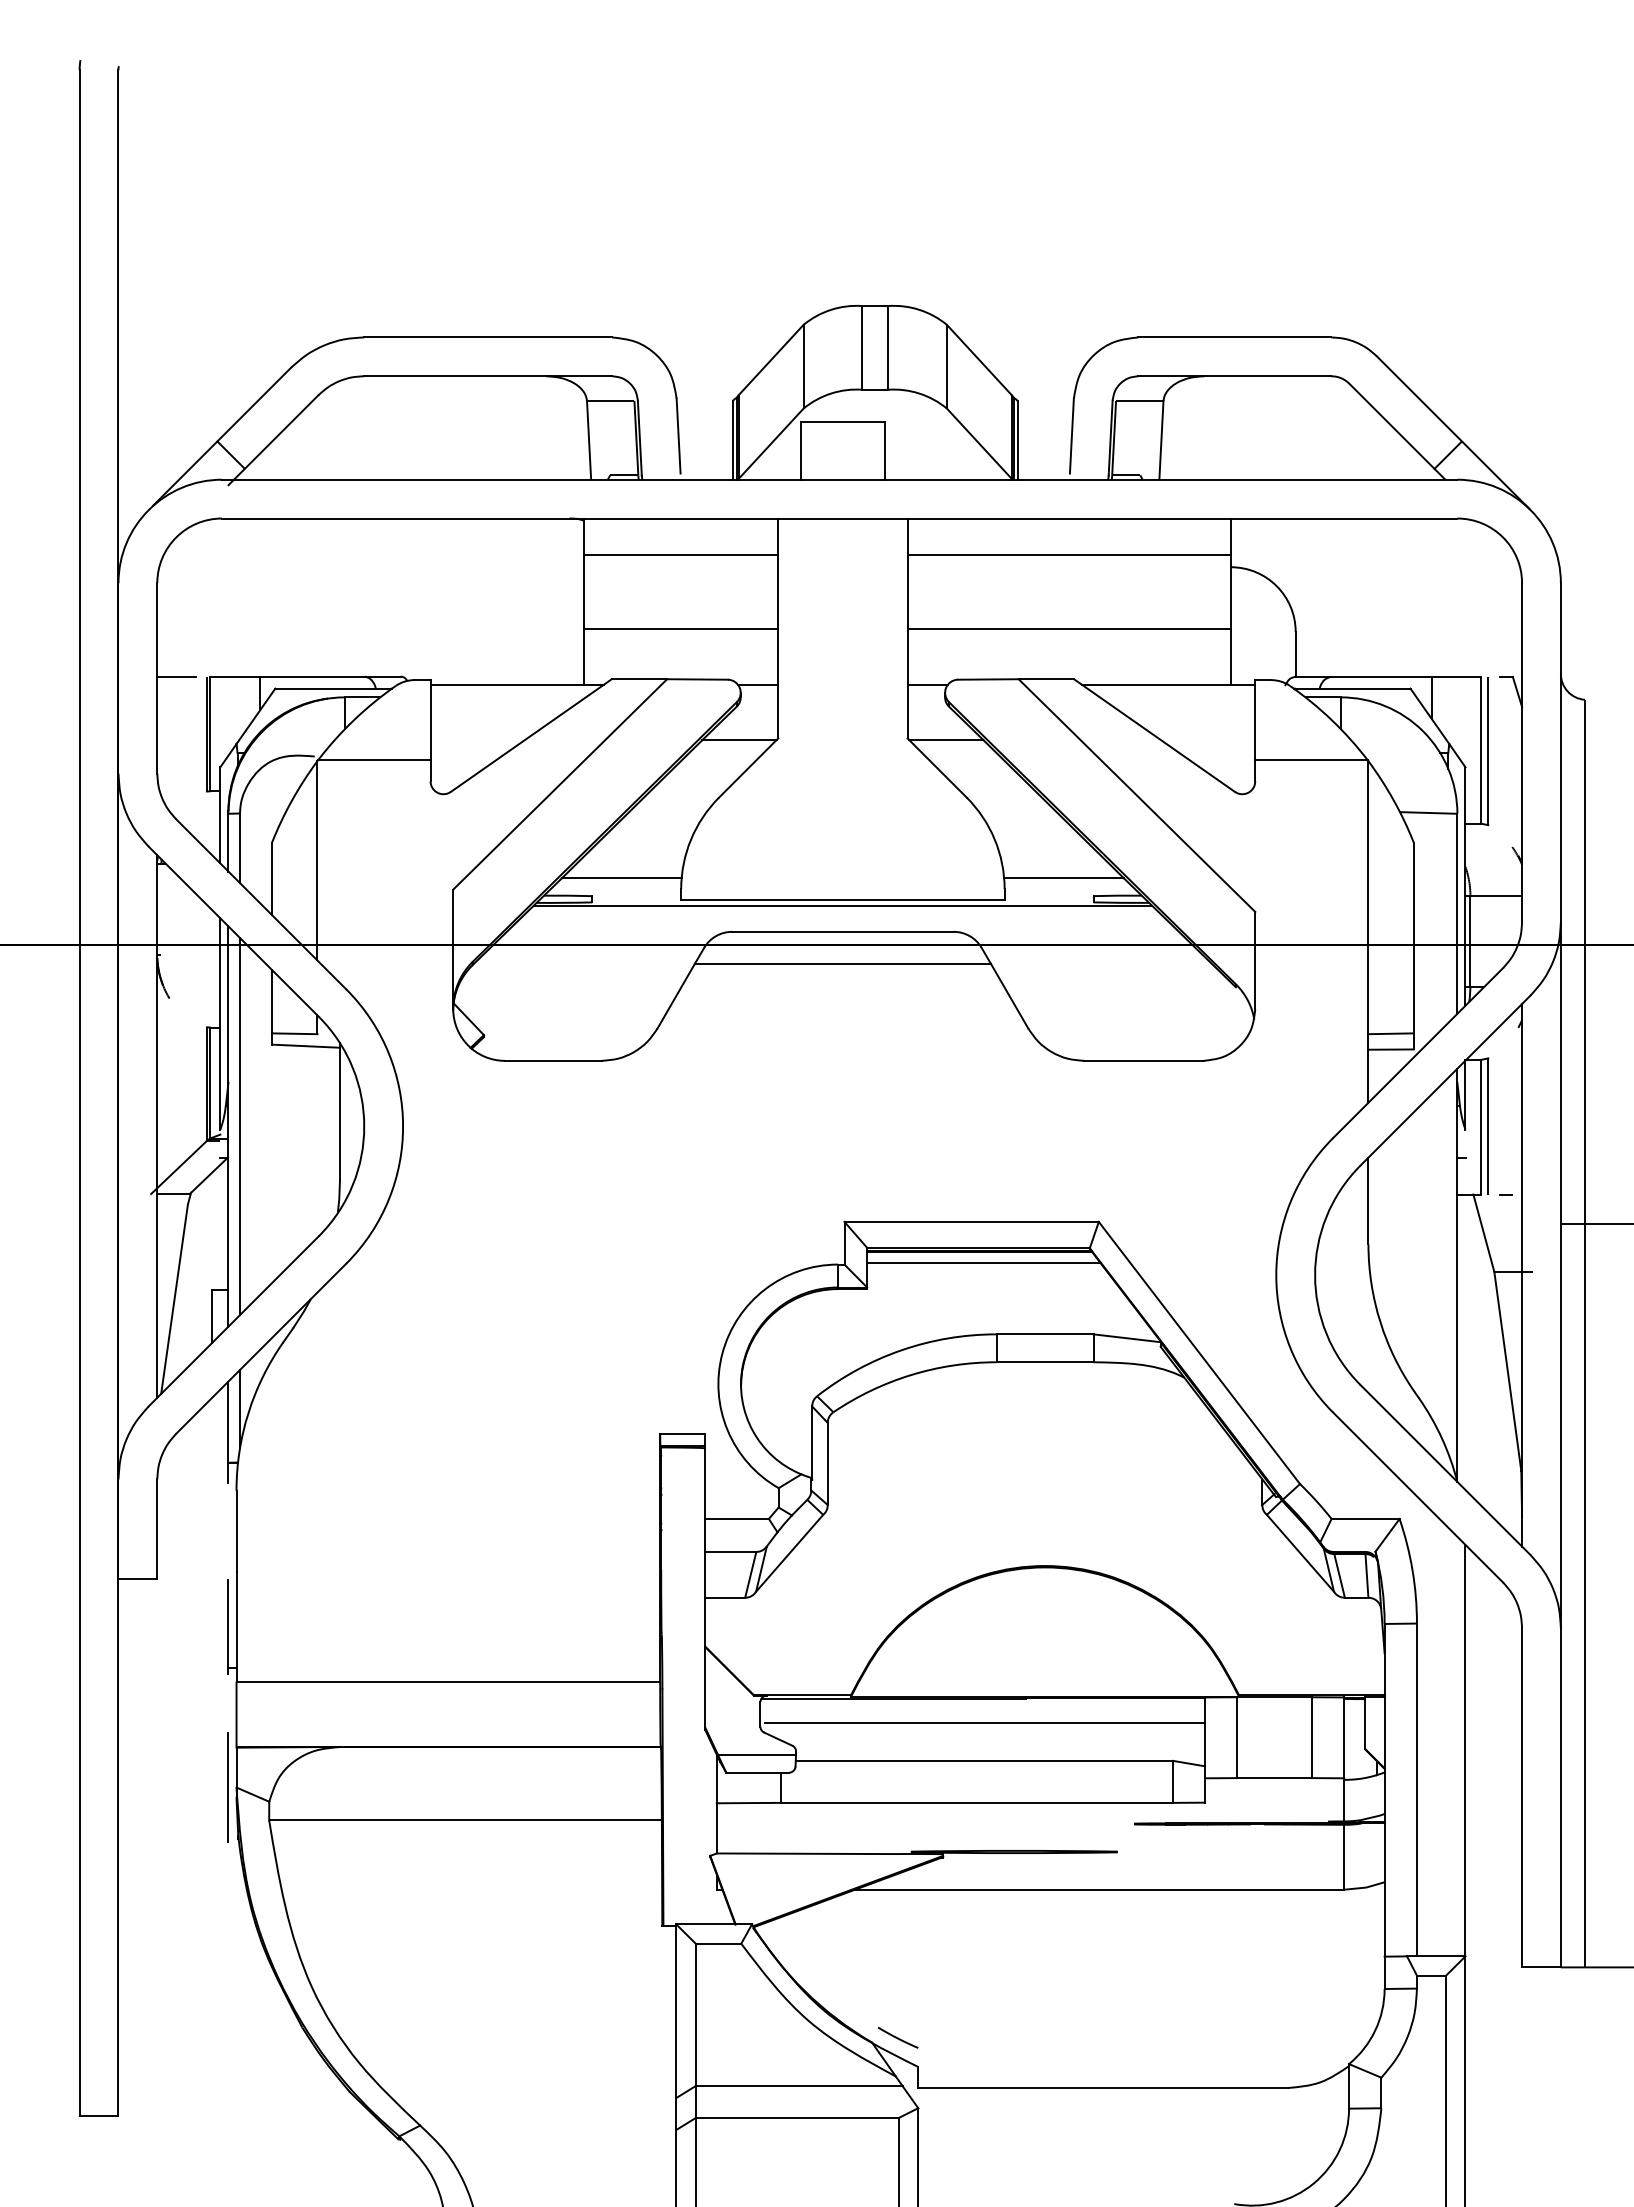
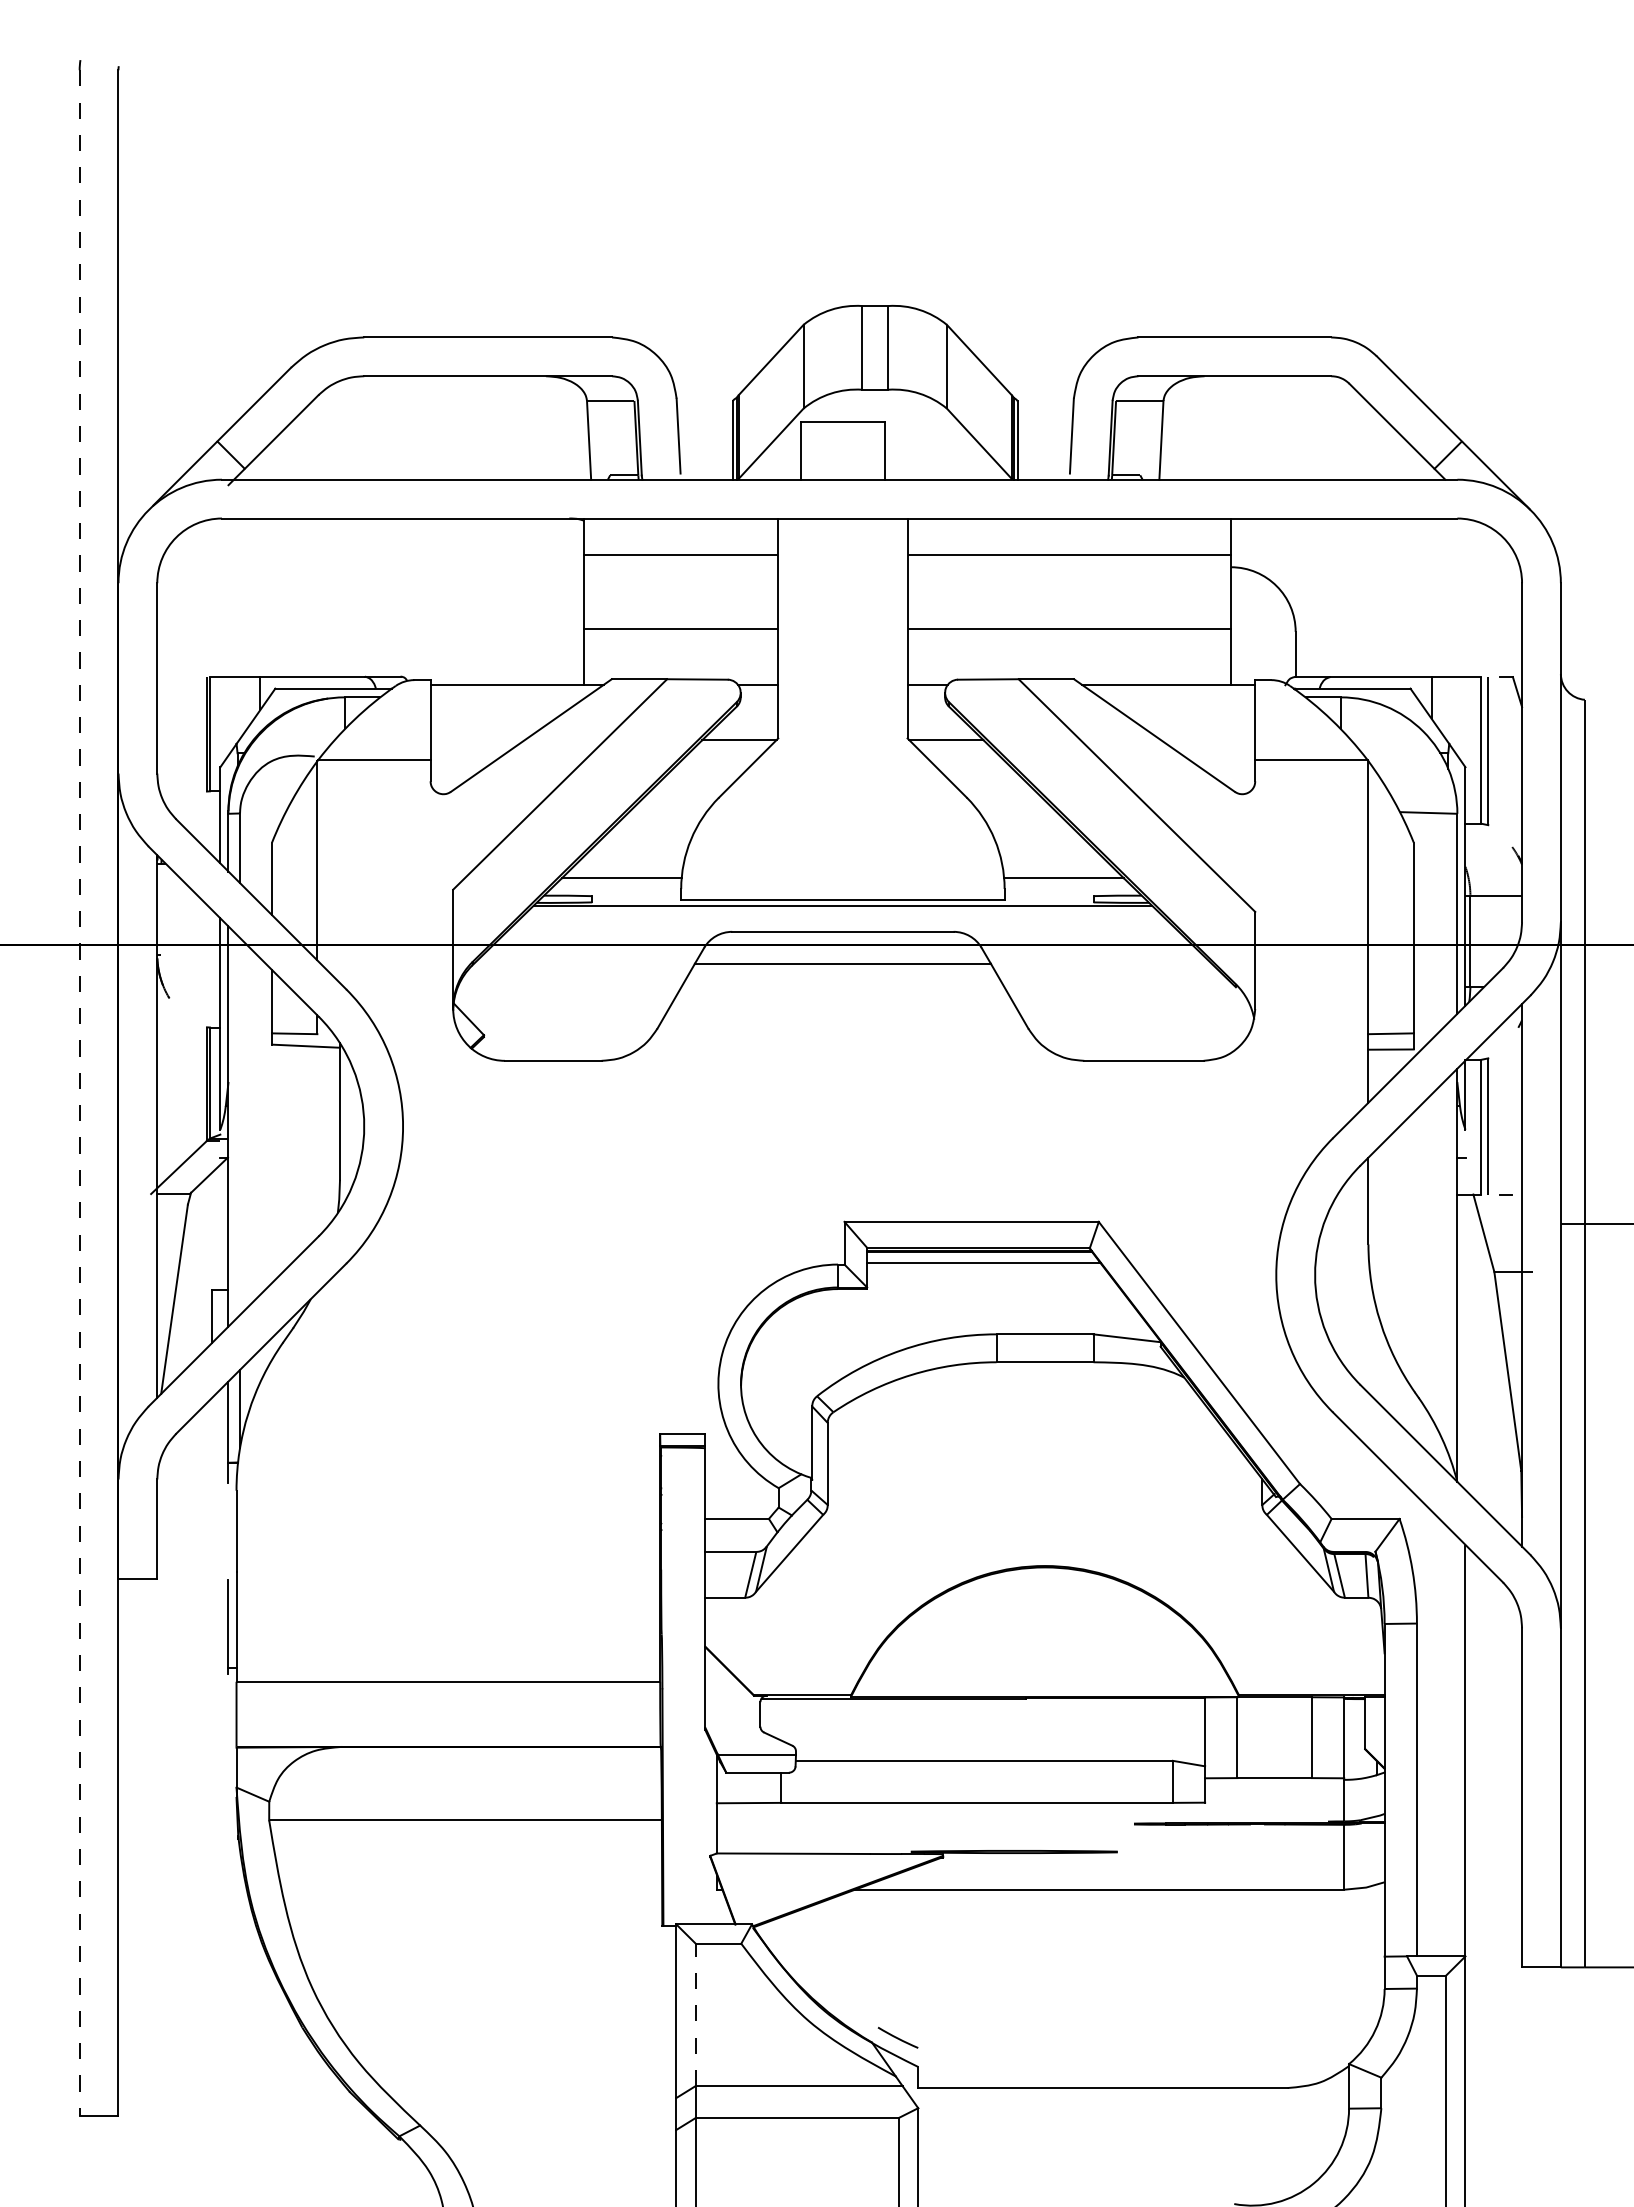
line: present -> none (176, 676)
line: solid -> dashed (79, 1093)
line: present -> none (240, 1126)
line: present -> none (985, 1723)
line: present -> none (228, 1787)
line: solid -> dashed (695, 2014)
